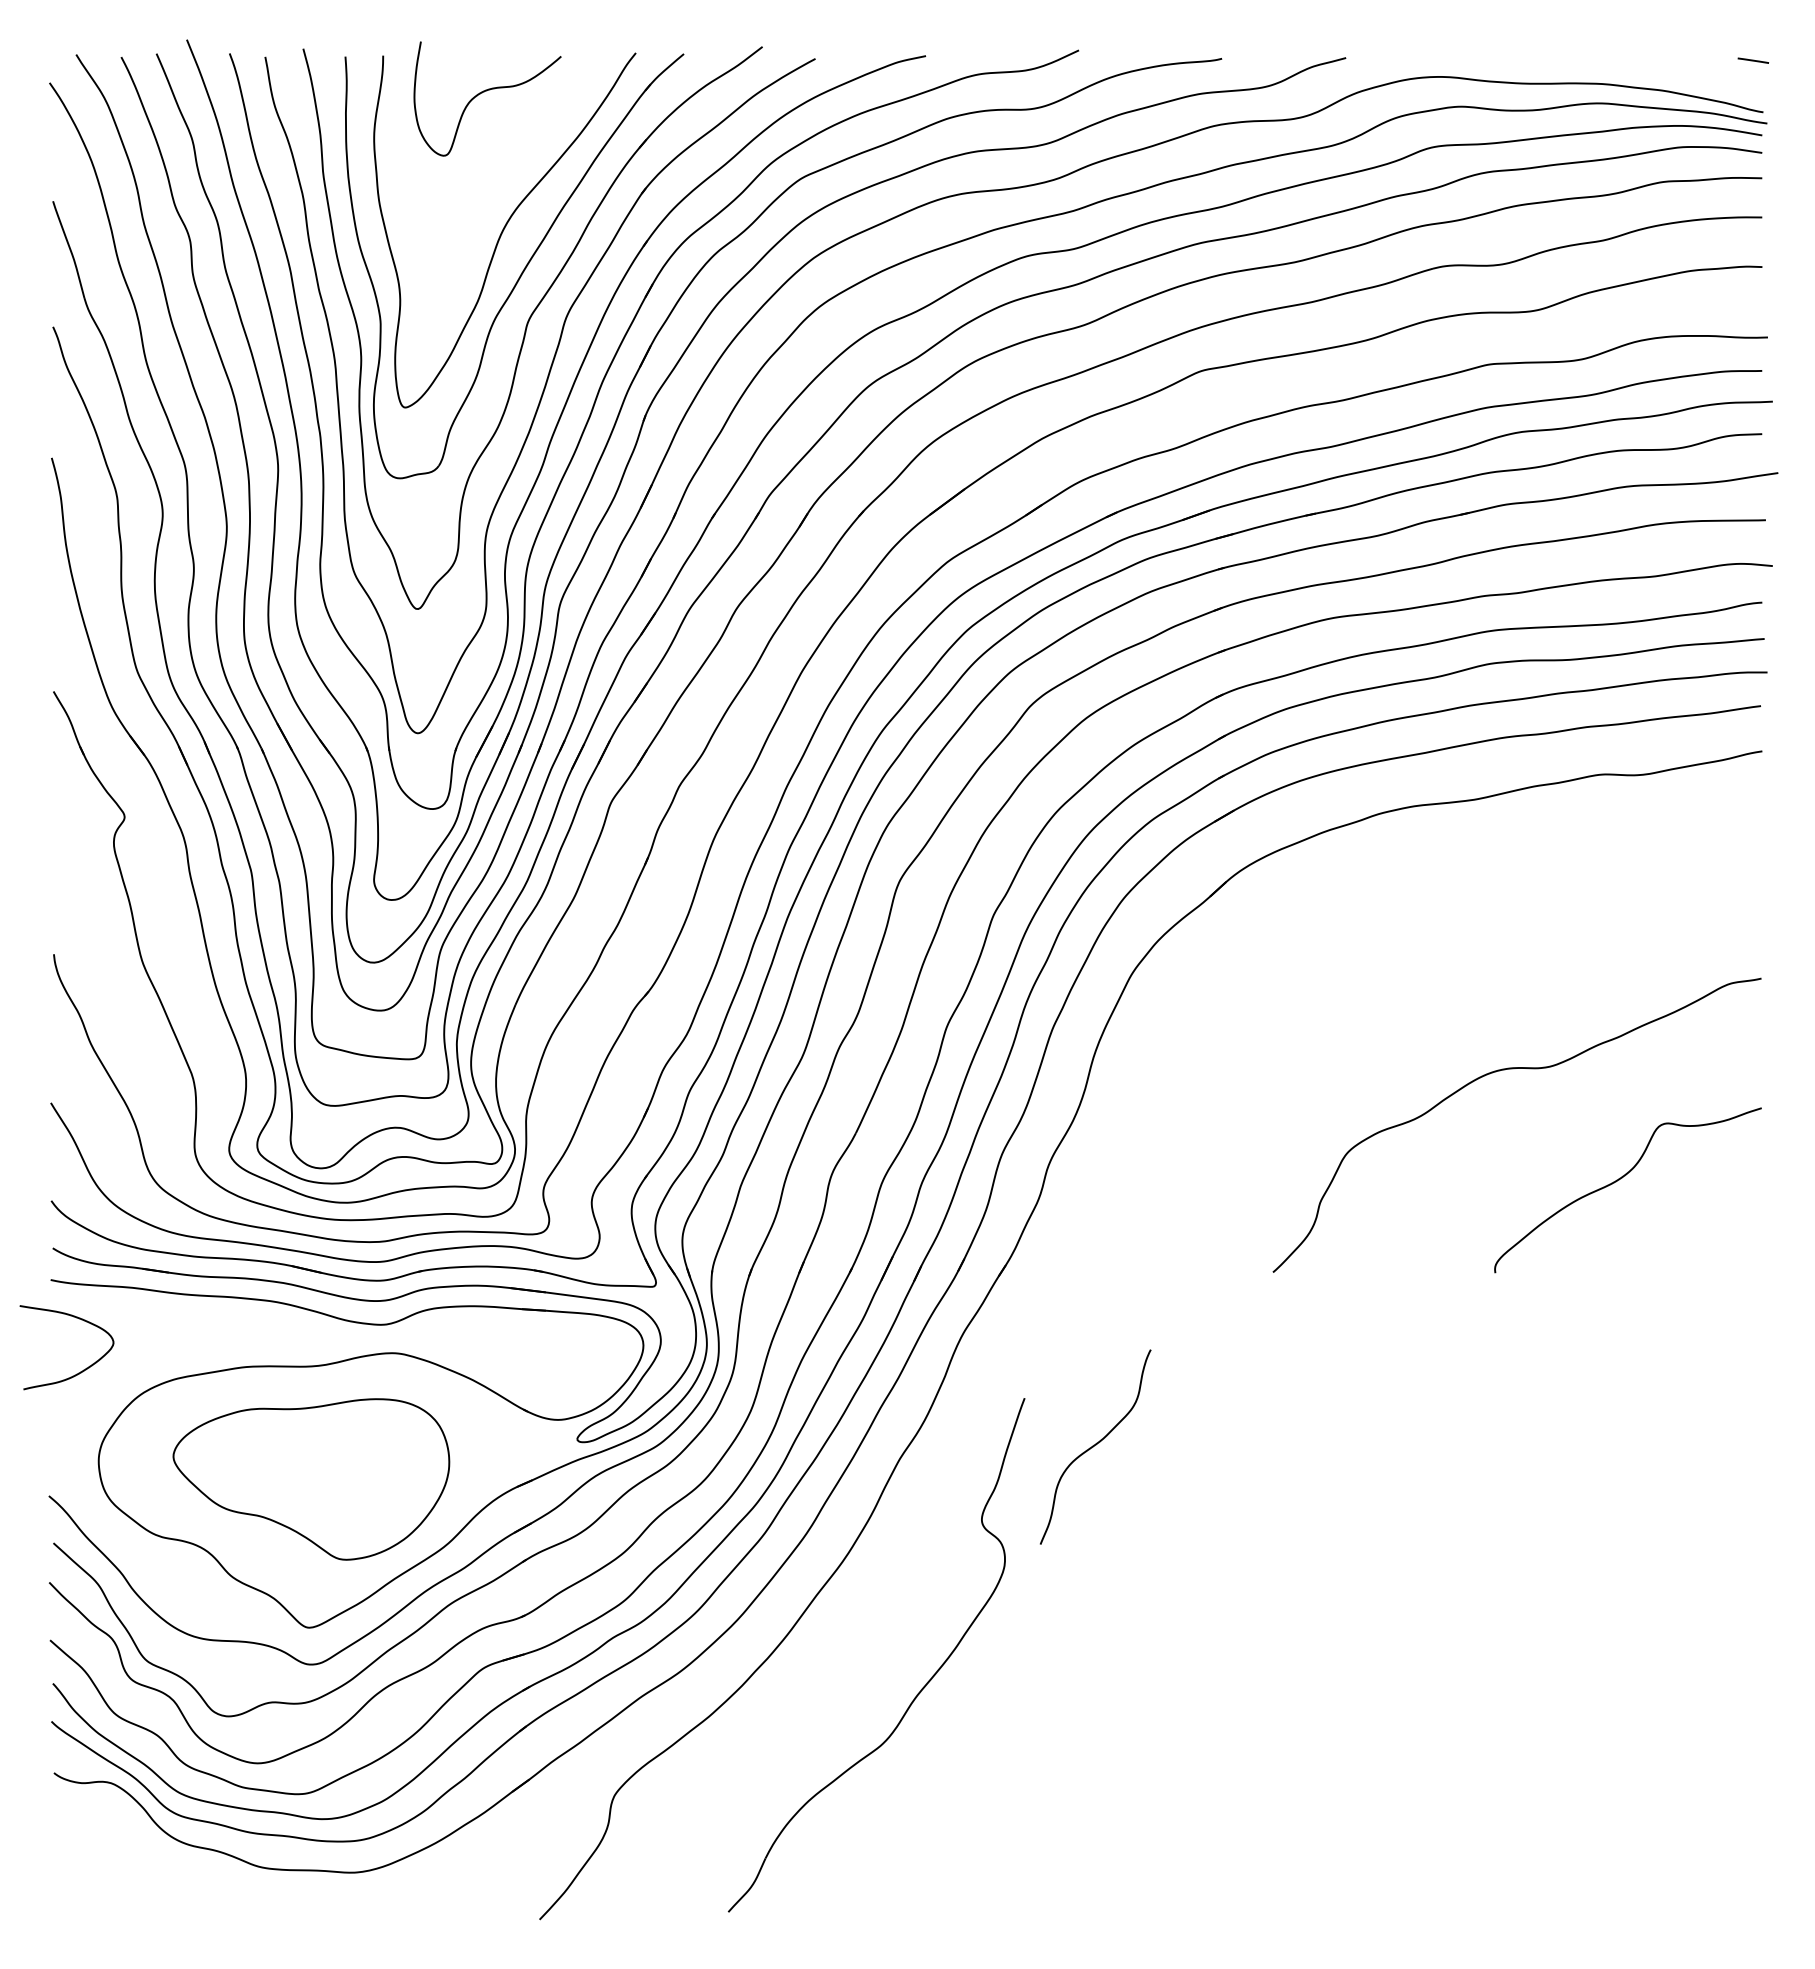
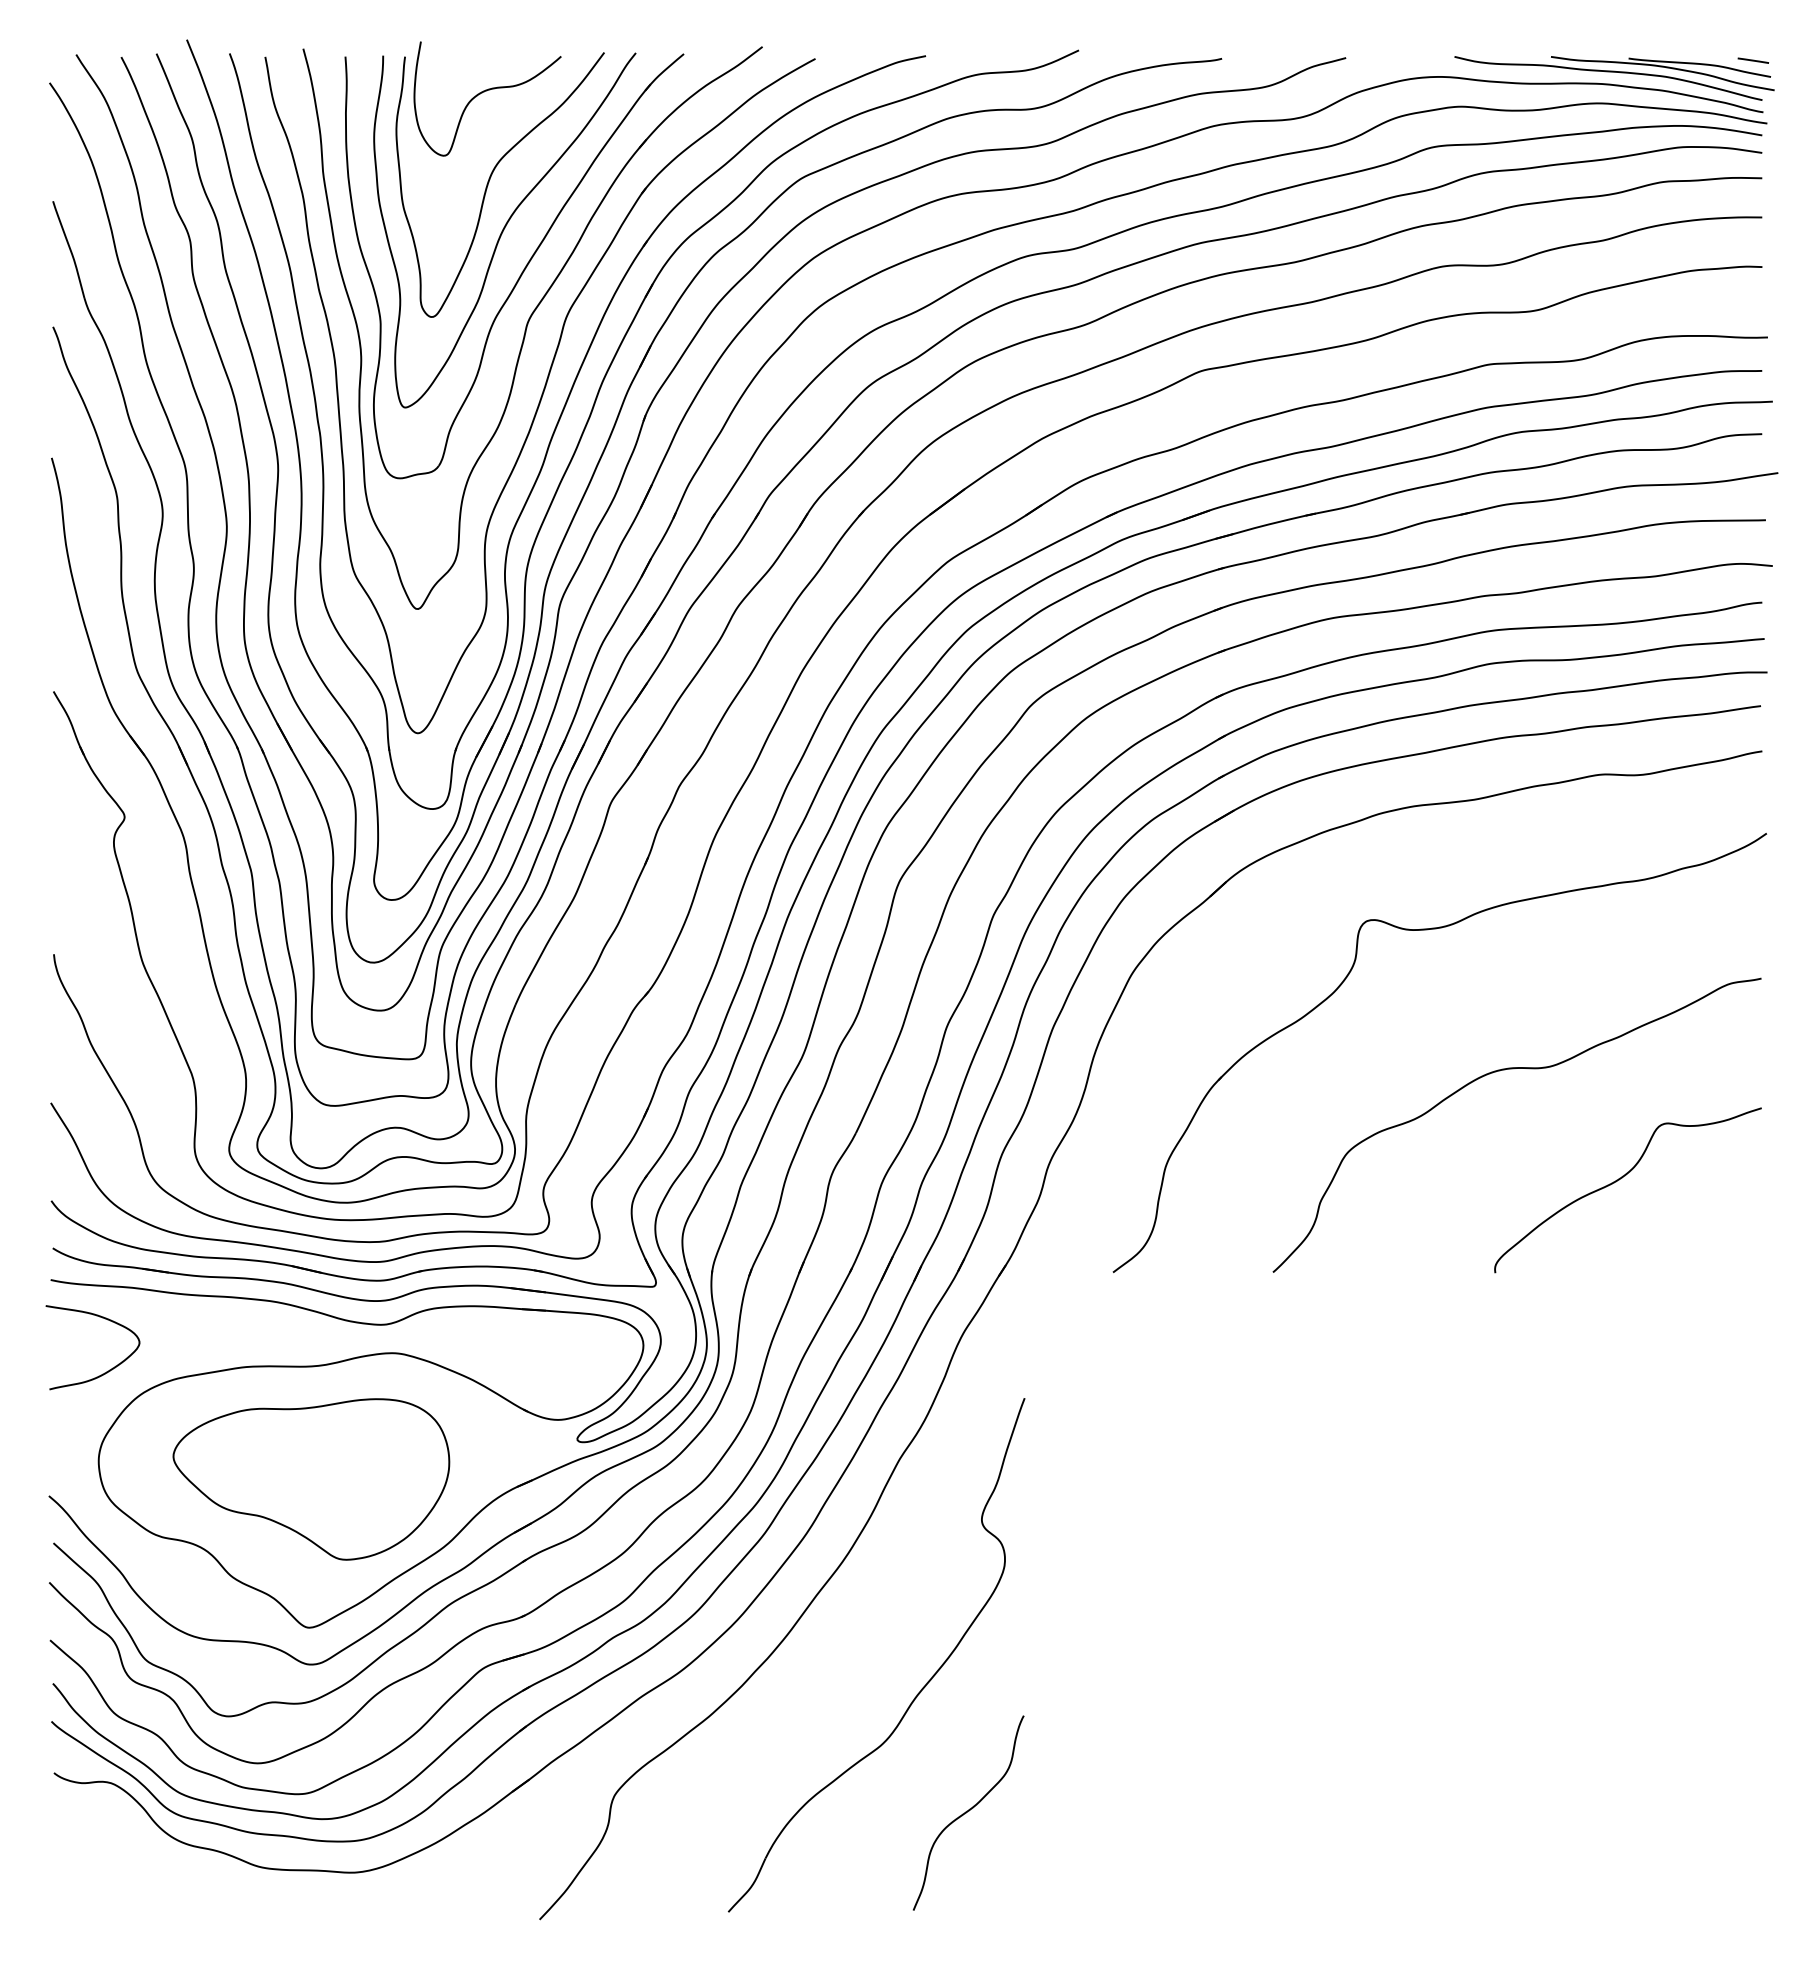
part: none -> present (1614, 78)
curve: none -> present (489, 182)
part: none -> present (1345, 980)
curve position: (78, 1372) -> (104, 1372) (104, 1372)
curve position: (1095, 1445) -> (968, 1811) (968, 1811)
